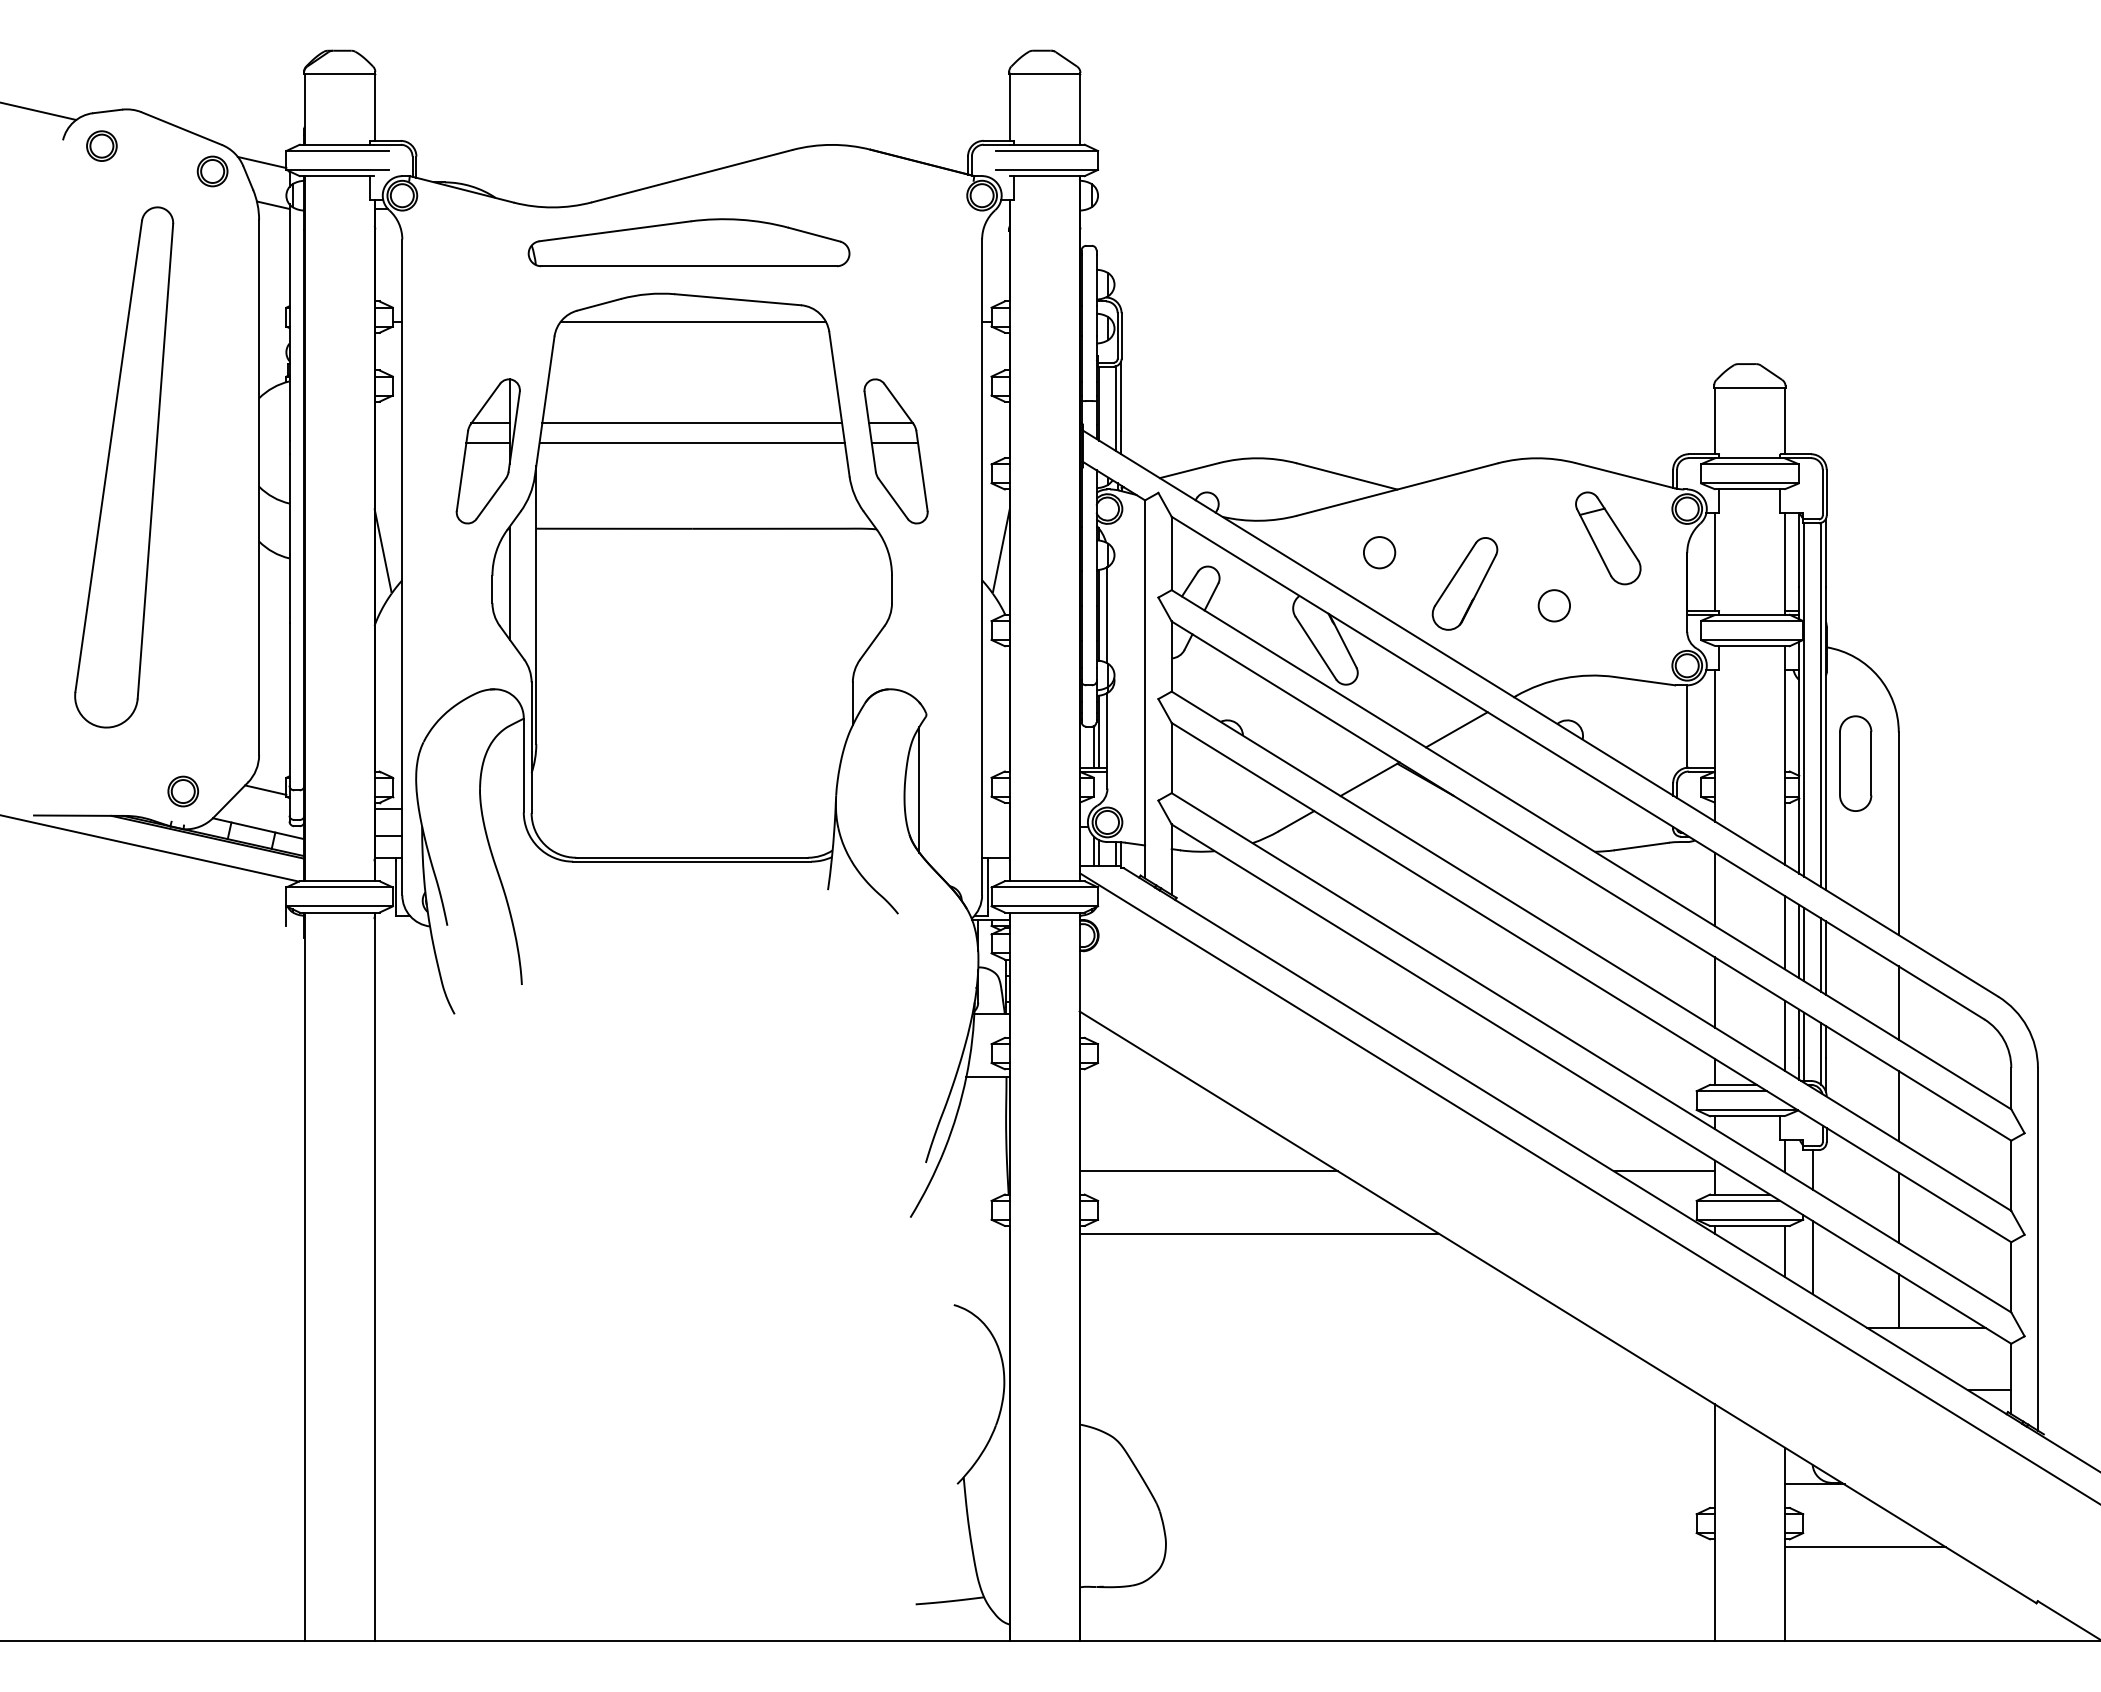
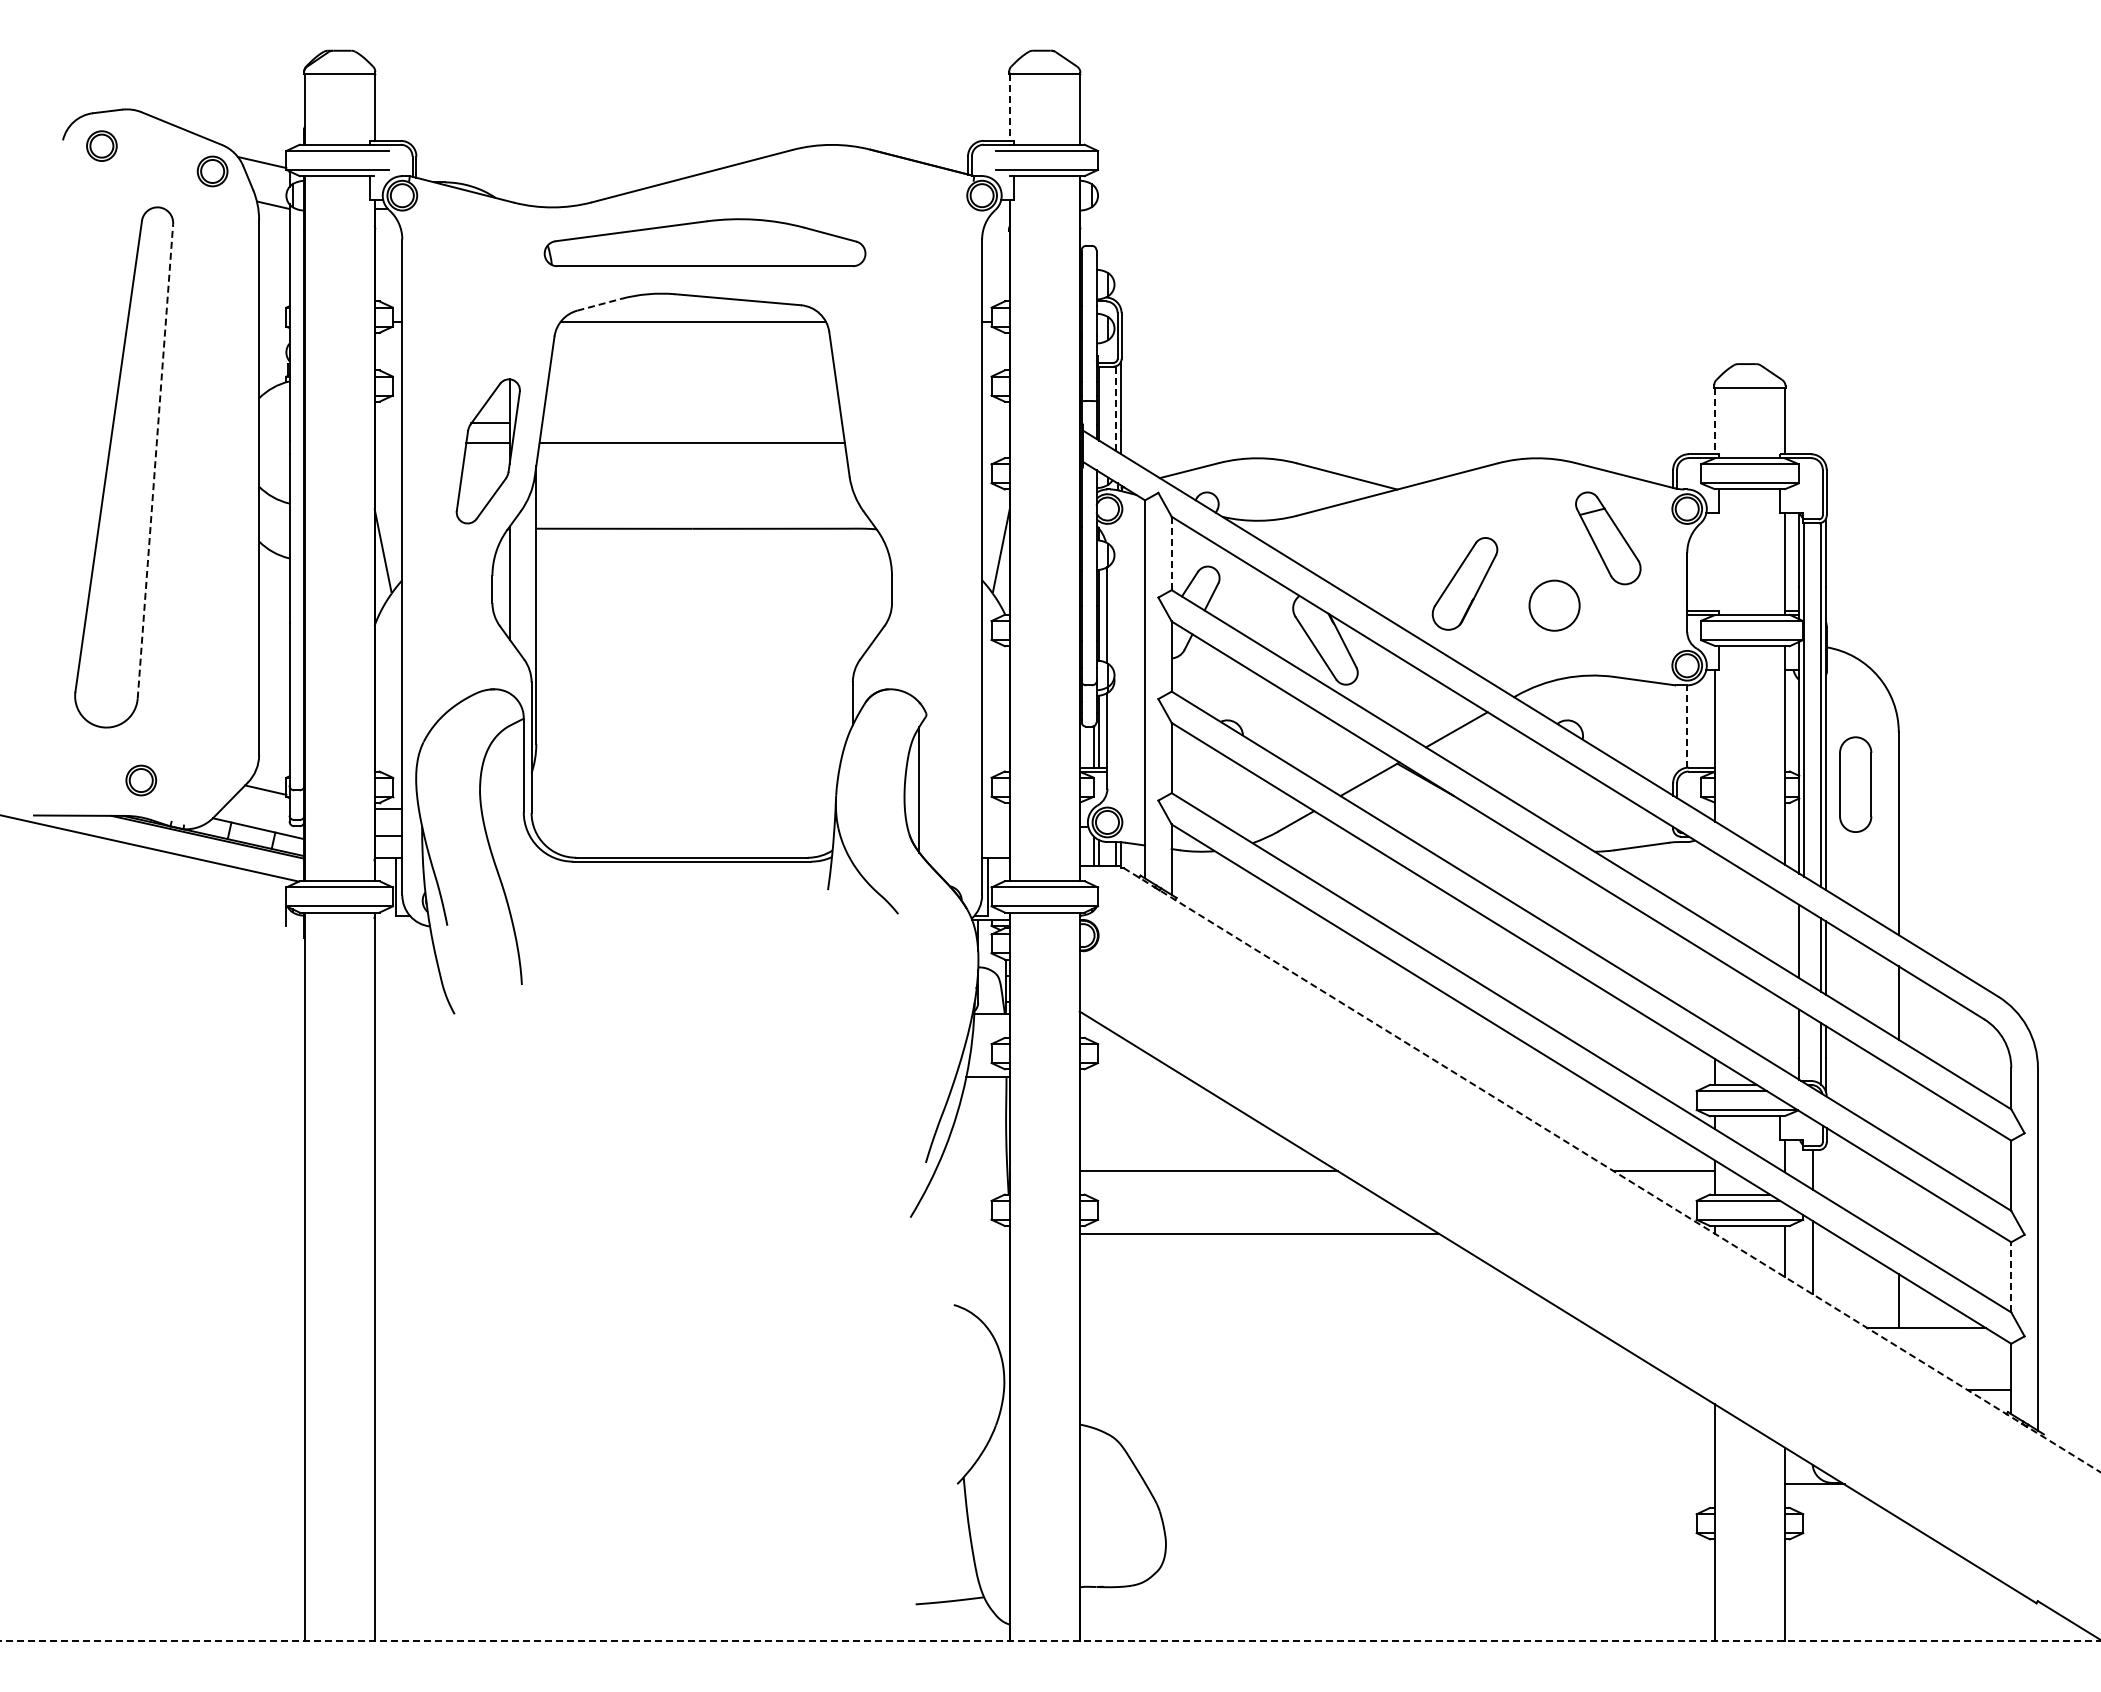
line: solid -> dashed (1009, 108)
line: present -> none (39, 111)
part position: (688, 242) -> (704, 242) (704, 242)
line: solid -> dashed (599, 304)
line: solid -> dashed (1115, 408)
line: solid -> dashed (1715, 421)
line: present -> none (692, 423)
part: present -> none (895, 451)
line: solid -> dashed (155, 461)
circle: present -> none (1379, 552)
line: solid -> dashed (1171, 553)
line: present -> none (1715, 561)
circle size: 34x34 px -> 53x53 px (1554, 605)
line: solid -> dashed (1687, 726)
part position: (1855, 763) -> (1855, 784) (1855, 784)
part position: (183, 791) -> (141, 780) (141, 780)
line: present -> none (1715, 889)
line: present -> none (1784, 932)
line: present -> none (1804, 944)
line: present -> none (1715, 992)
line: present -> none (1784, 1035)
line: present -> none (1804, 1046)
line: present -> none (1898, 1106)
line: solid -> dashed (1612, 1170)
line: present -> none (1588, 1187)
line: present -> none (1898, 1207)
line: solid -> dashed (2011, 1276)
line: present -> none (1864, 1547)
line: solid -> dashed (1050, 1641)
